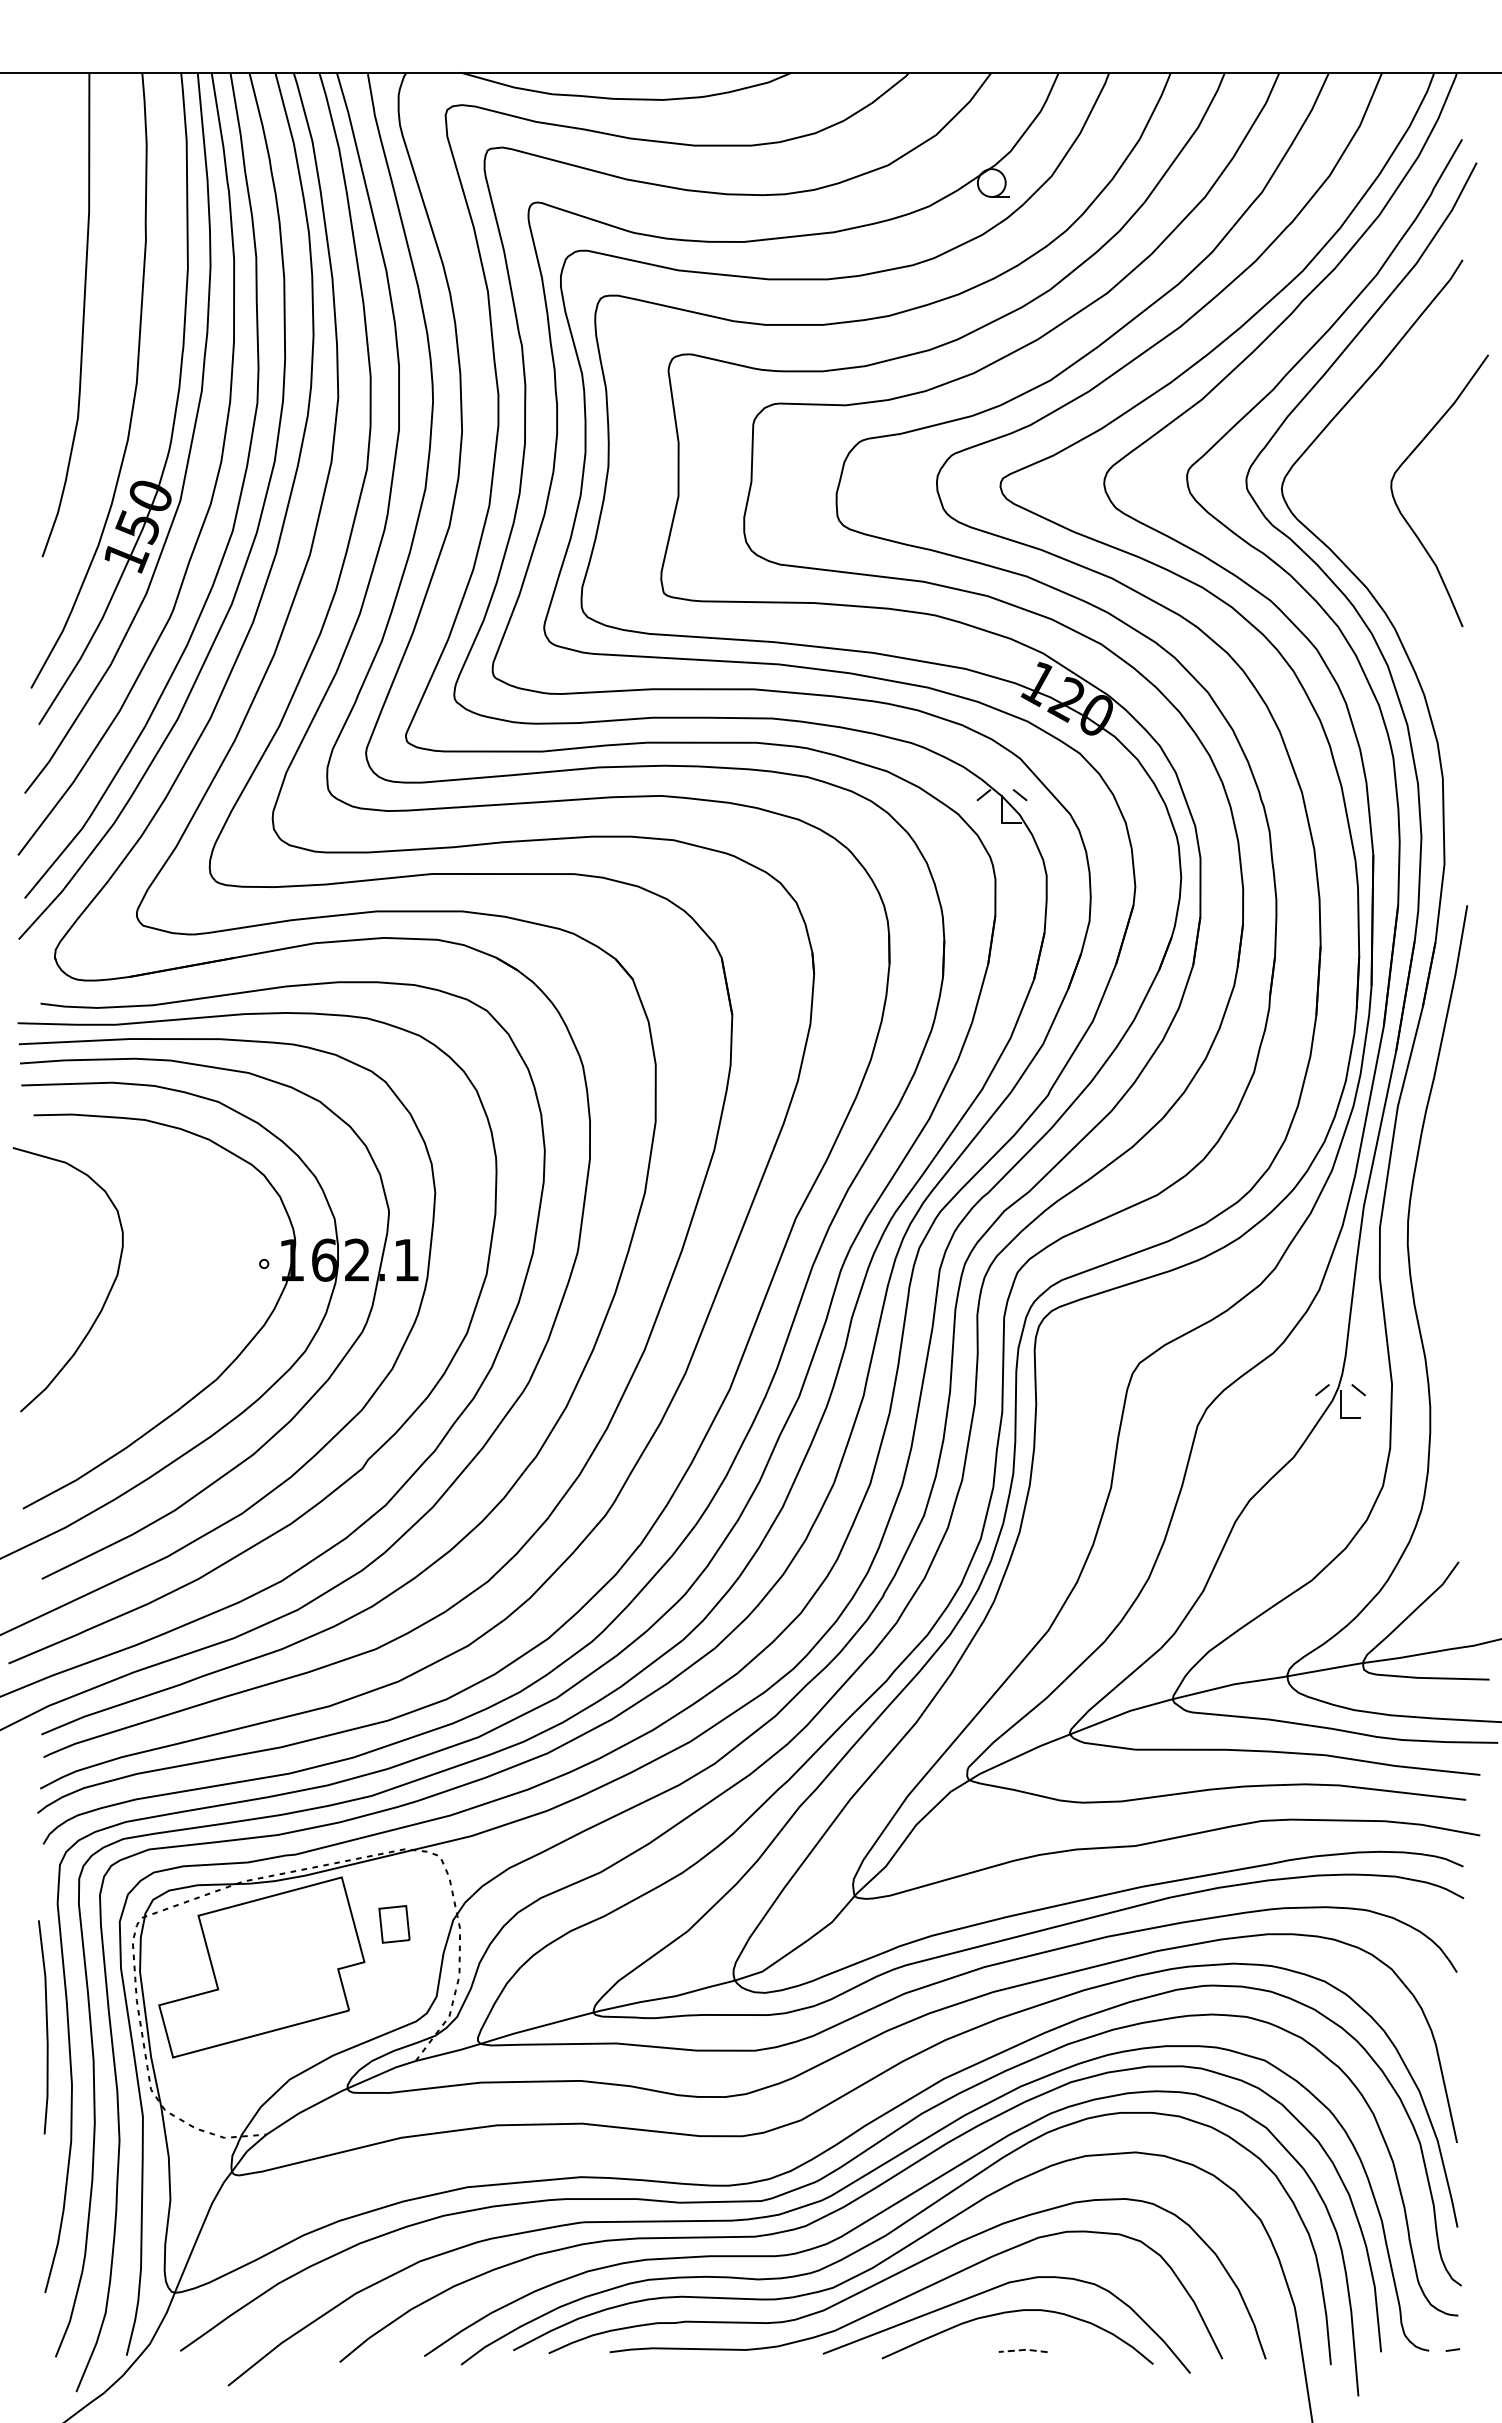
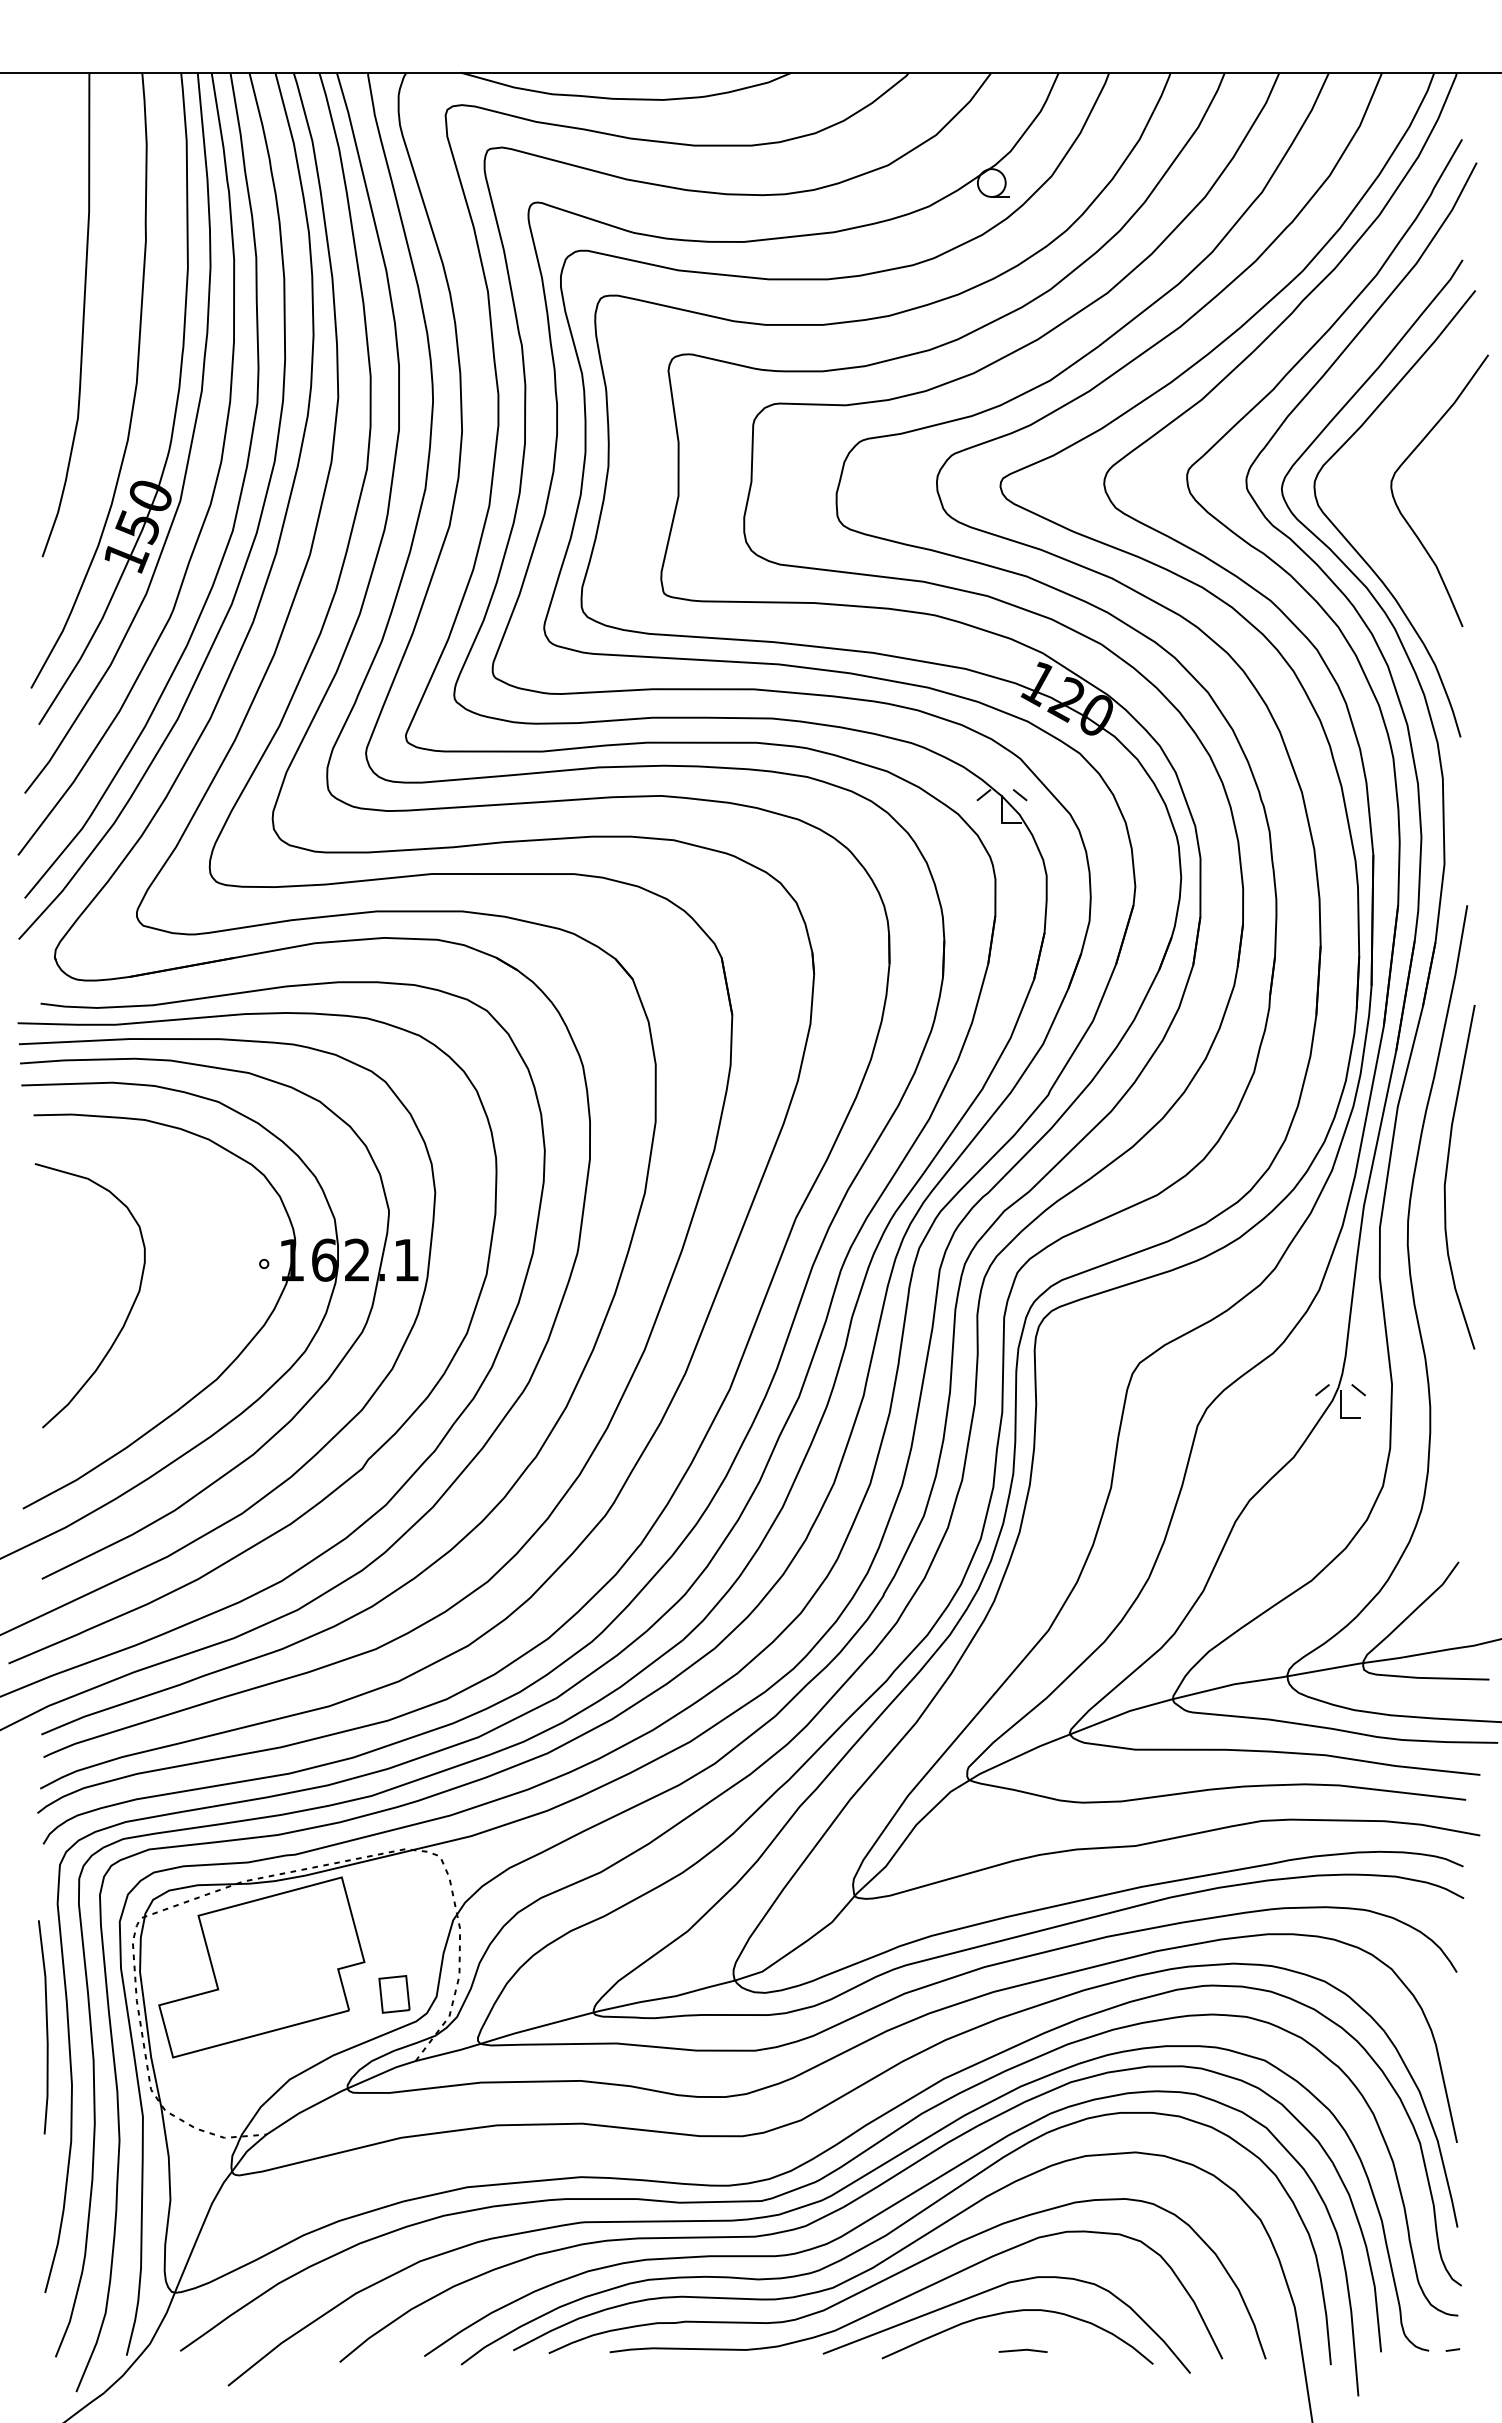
curve: none -> present (1356, 549)
curve: none -> present (1447, 1173)
curve position: (106, 1296) -> (128, 1312) (128, 1312)
part position: (394, 1924) -> (394, 1994) (394, 1994)
line: dashed -> solid (1023, 2350)
